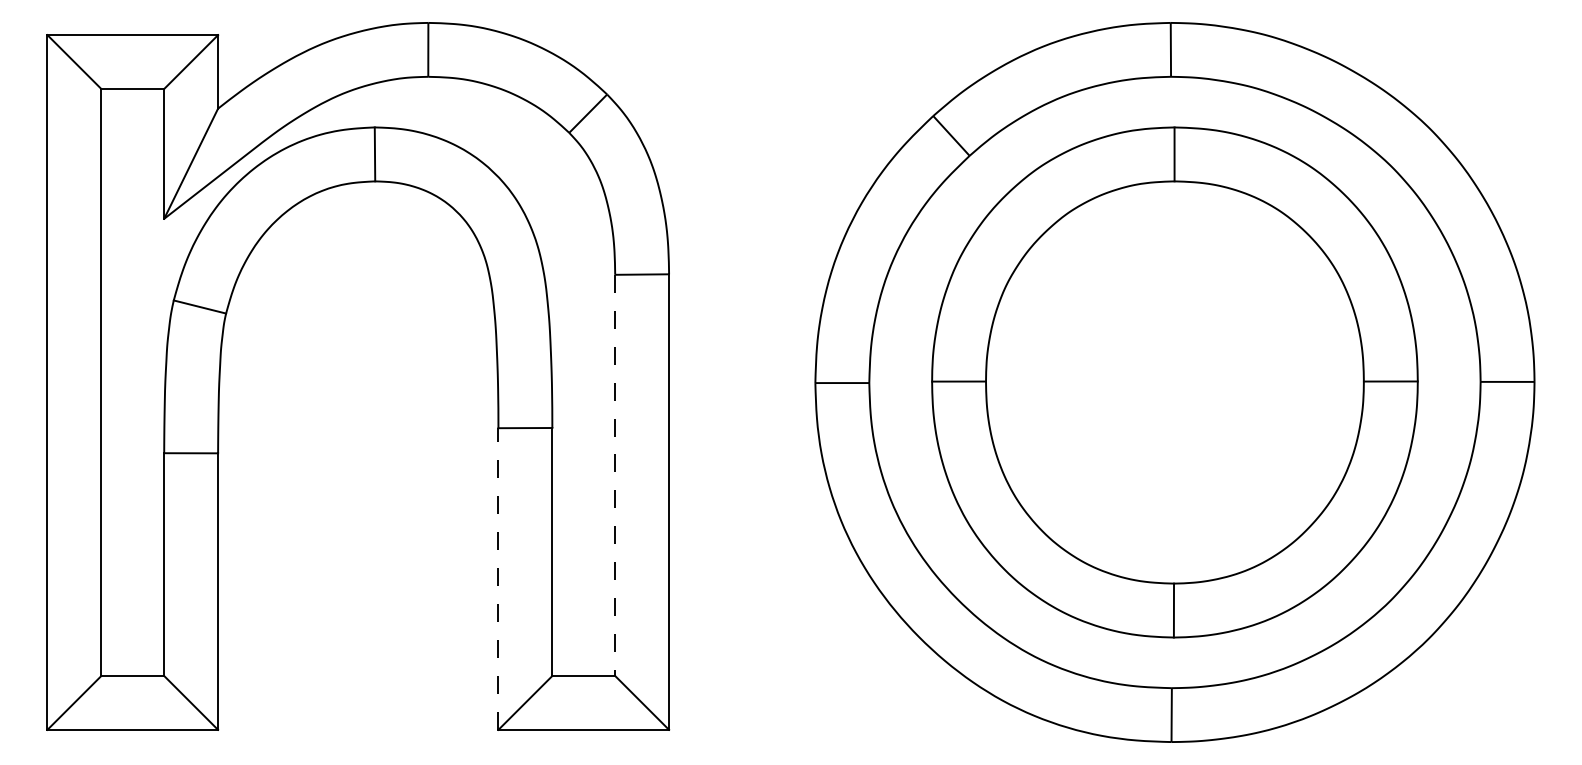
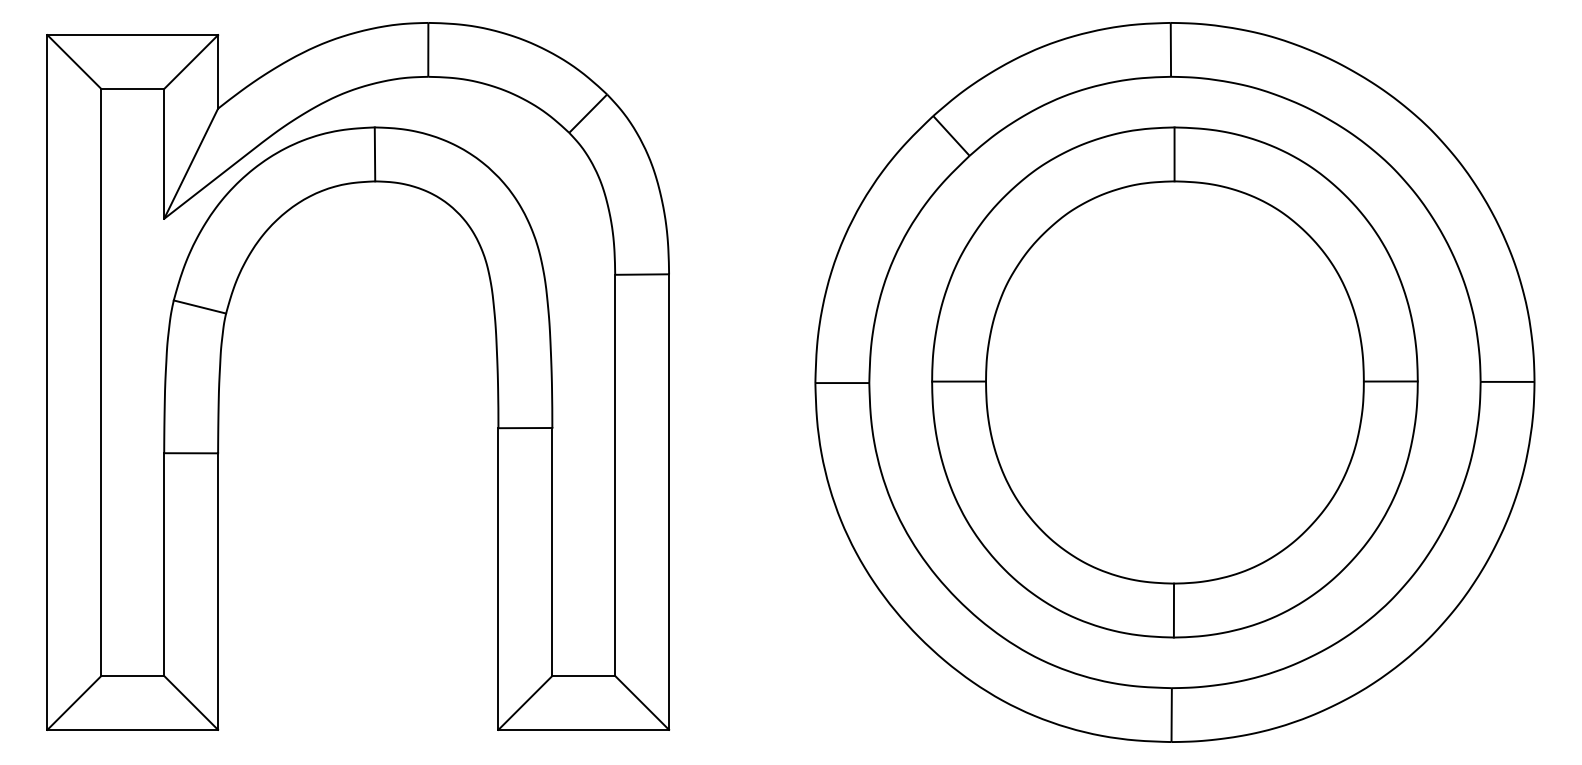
line: dashed -> solid (615, 475)
line: dashed -> solid (498, 579)
